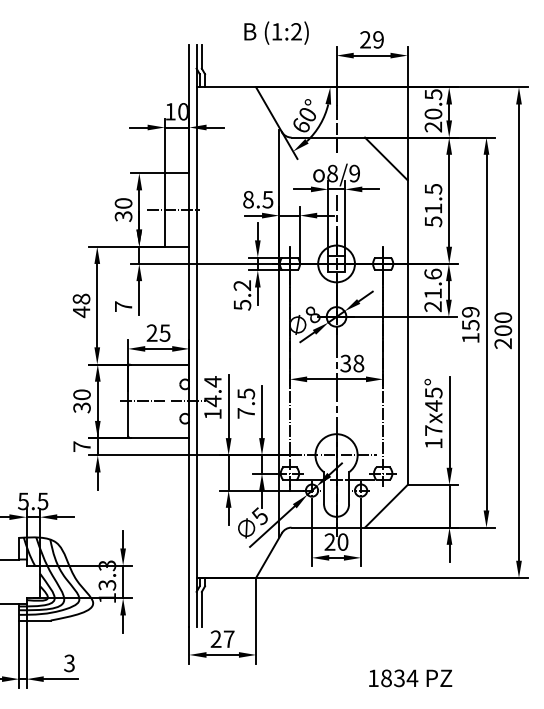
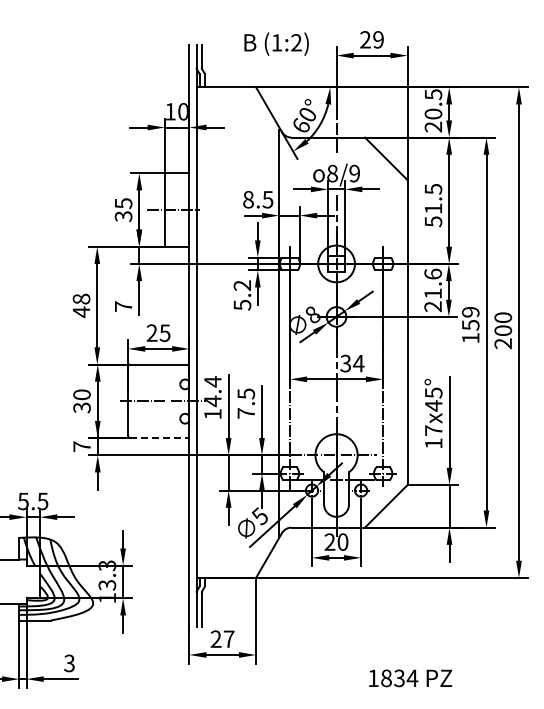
text position: (276, 32) -> (276, 43) (276, 43)
text: 30 -> 35 (123, 203)
text: 38 -> 34 (358, 363)
line: solid -> dashed (160, 438)
